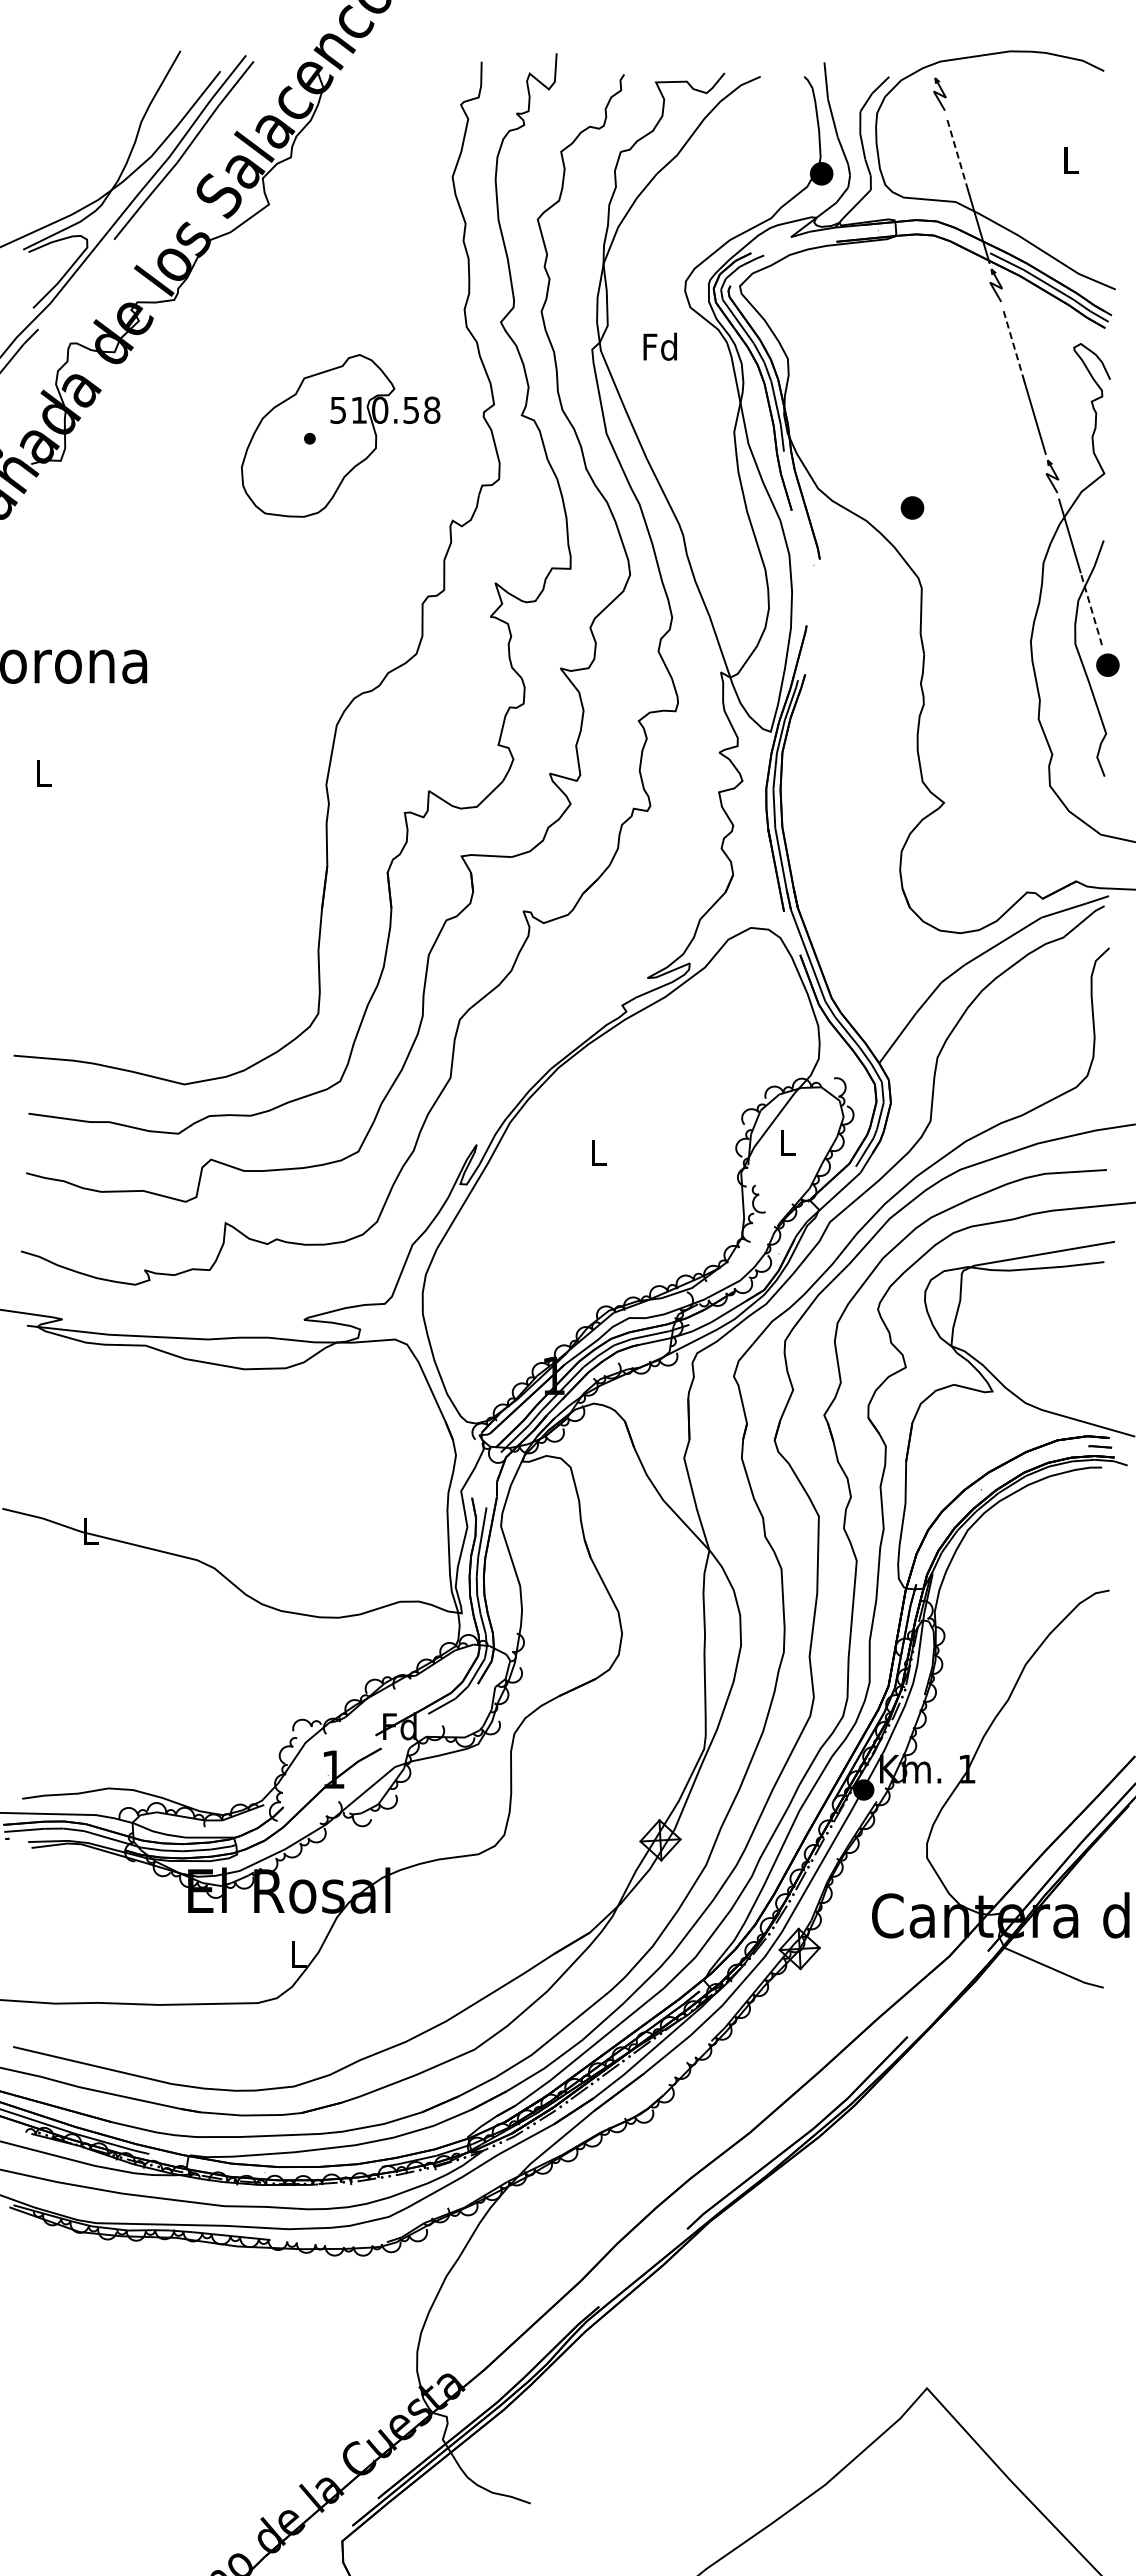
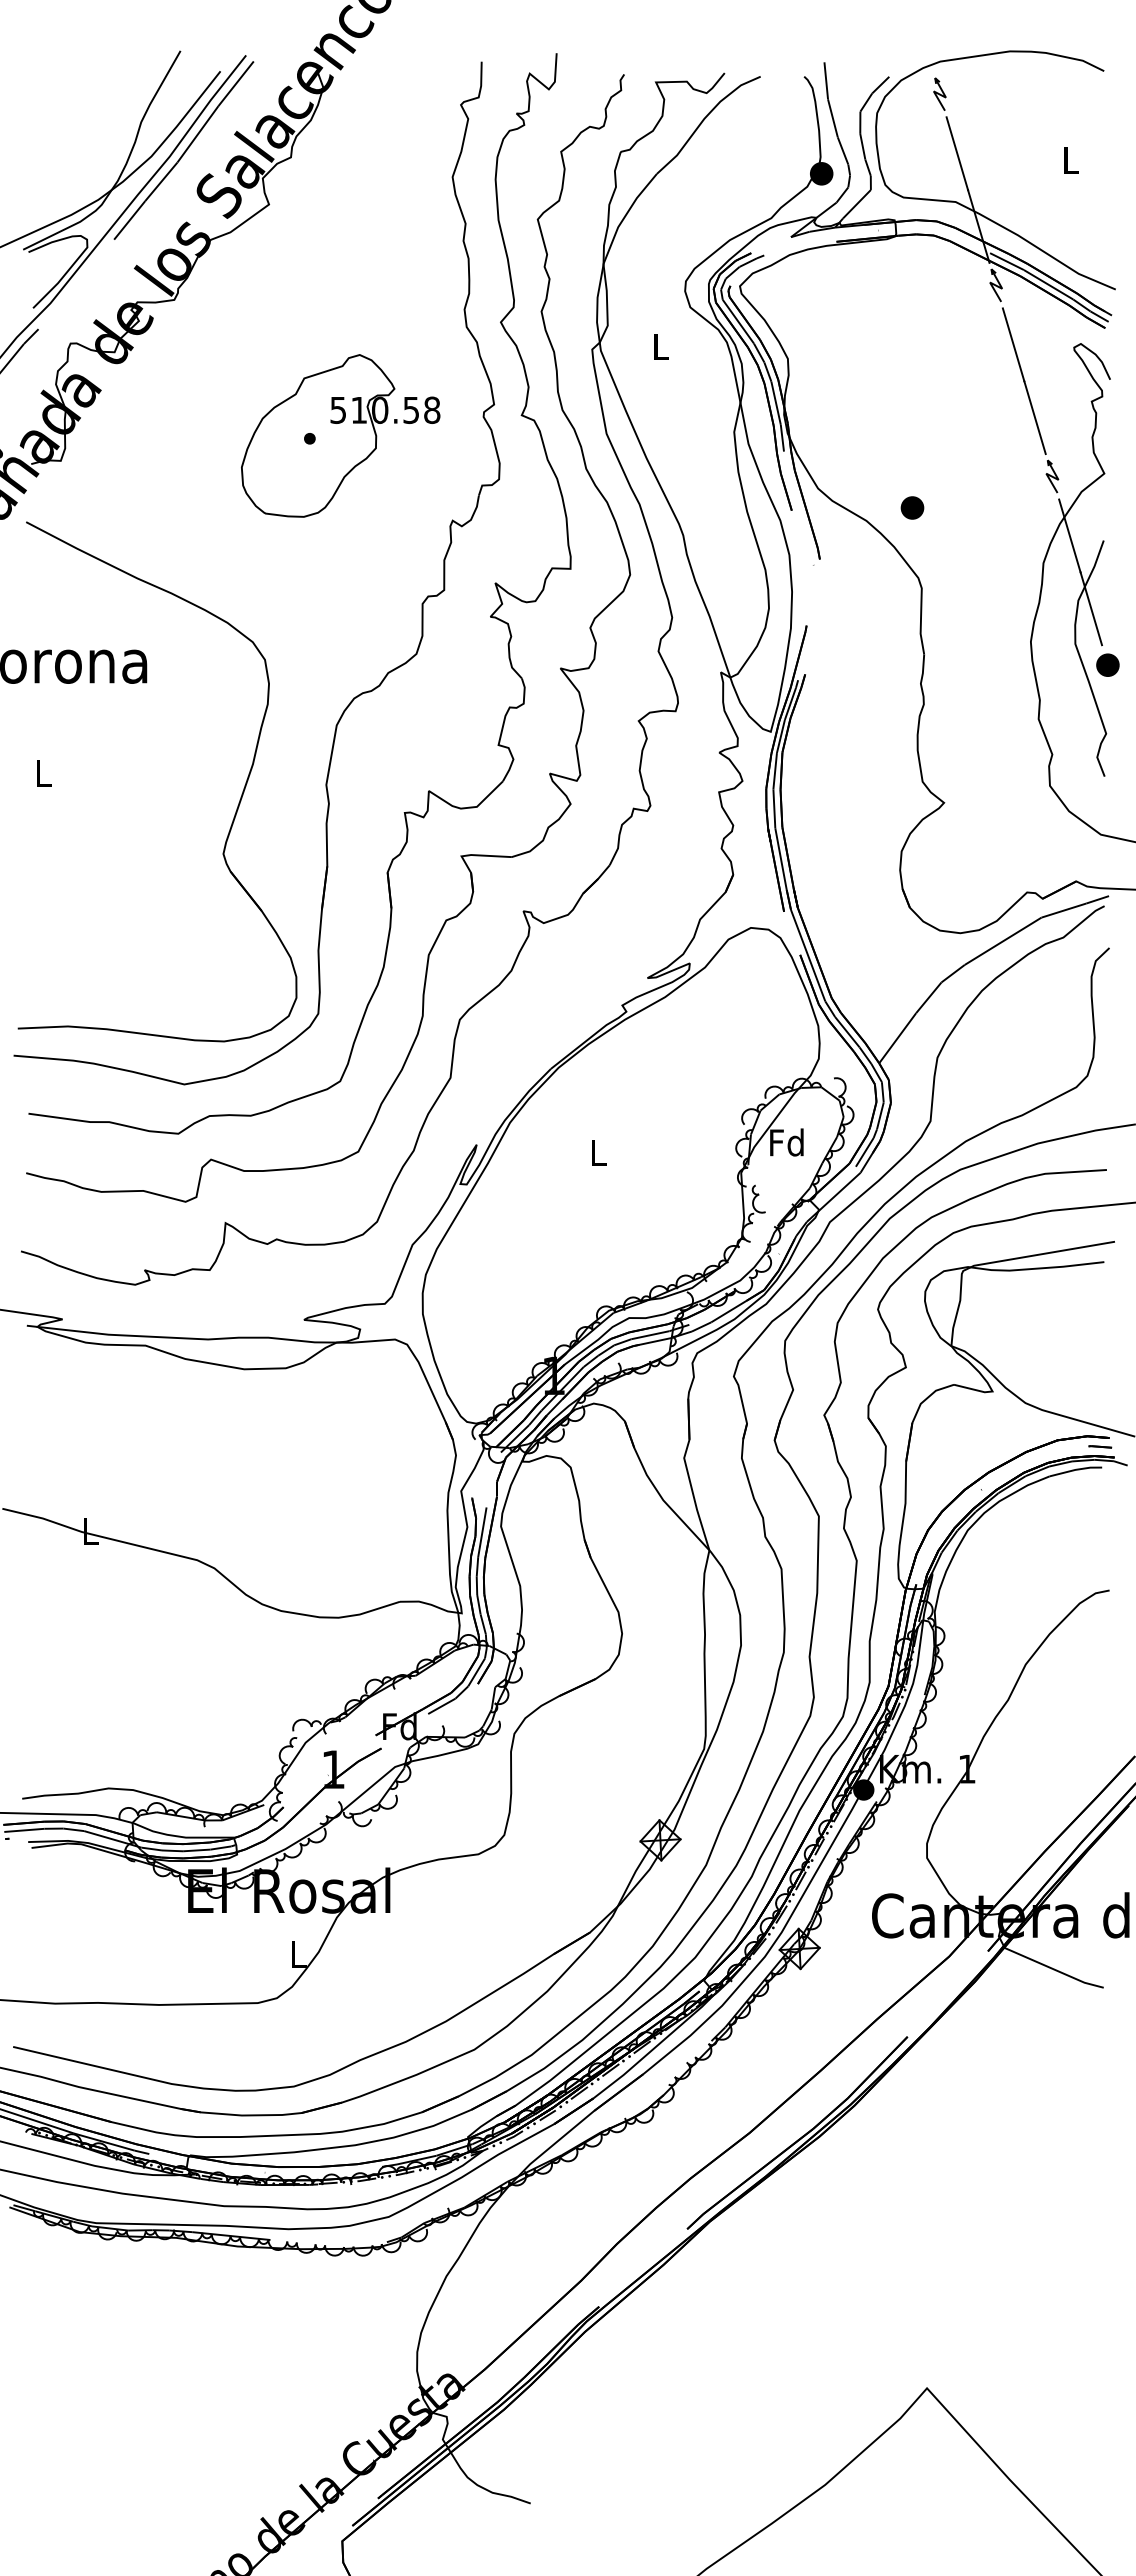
line: dashed -> solid (957, 153)
line: dashed -> solid (1013, 344)
text: Fd -> L (659, 346)
line: dashed -> solid (1091, 608)
part: none -> present (236, 808)
text: L -> Fd (786, 1142)
